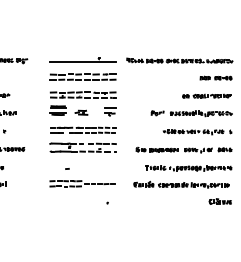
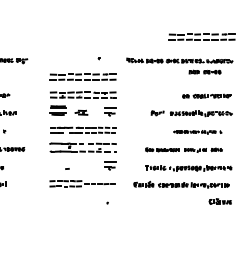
part: none -> present (201, 36)
line: present -> none (82, 62)
part position: (215, 77) -> (204, 71) (204, 71)
part size: 70x7 px -> 50x5 px (197, 132)
part size: 98x8 px -> 78x6 px (183, 149)
part: none -> present (110, 165)
